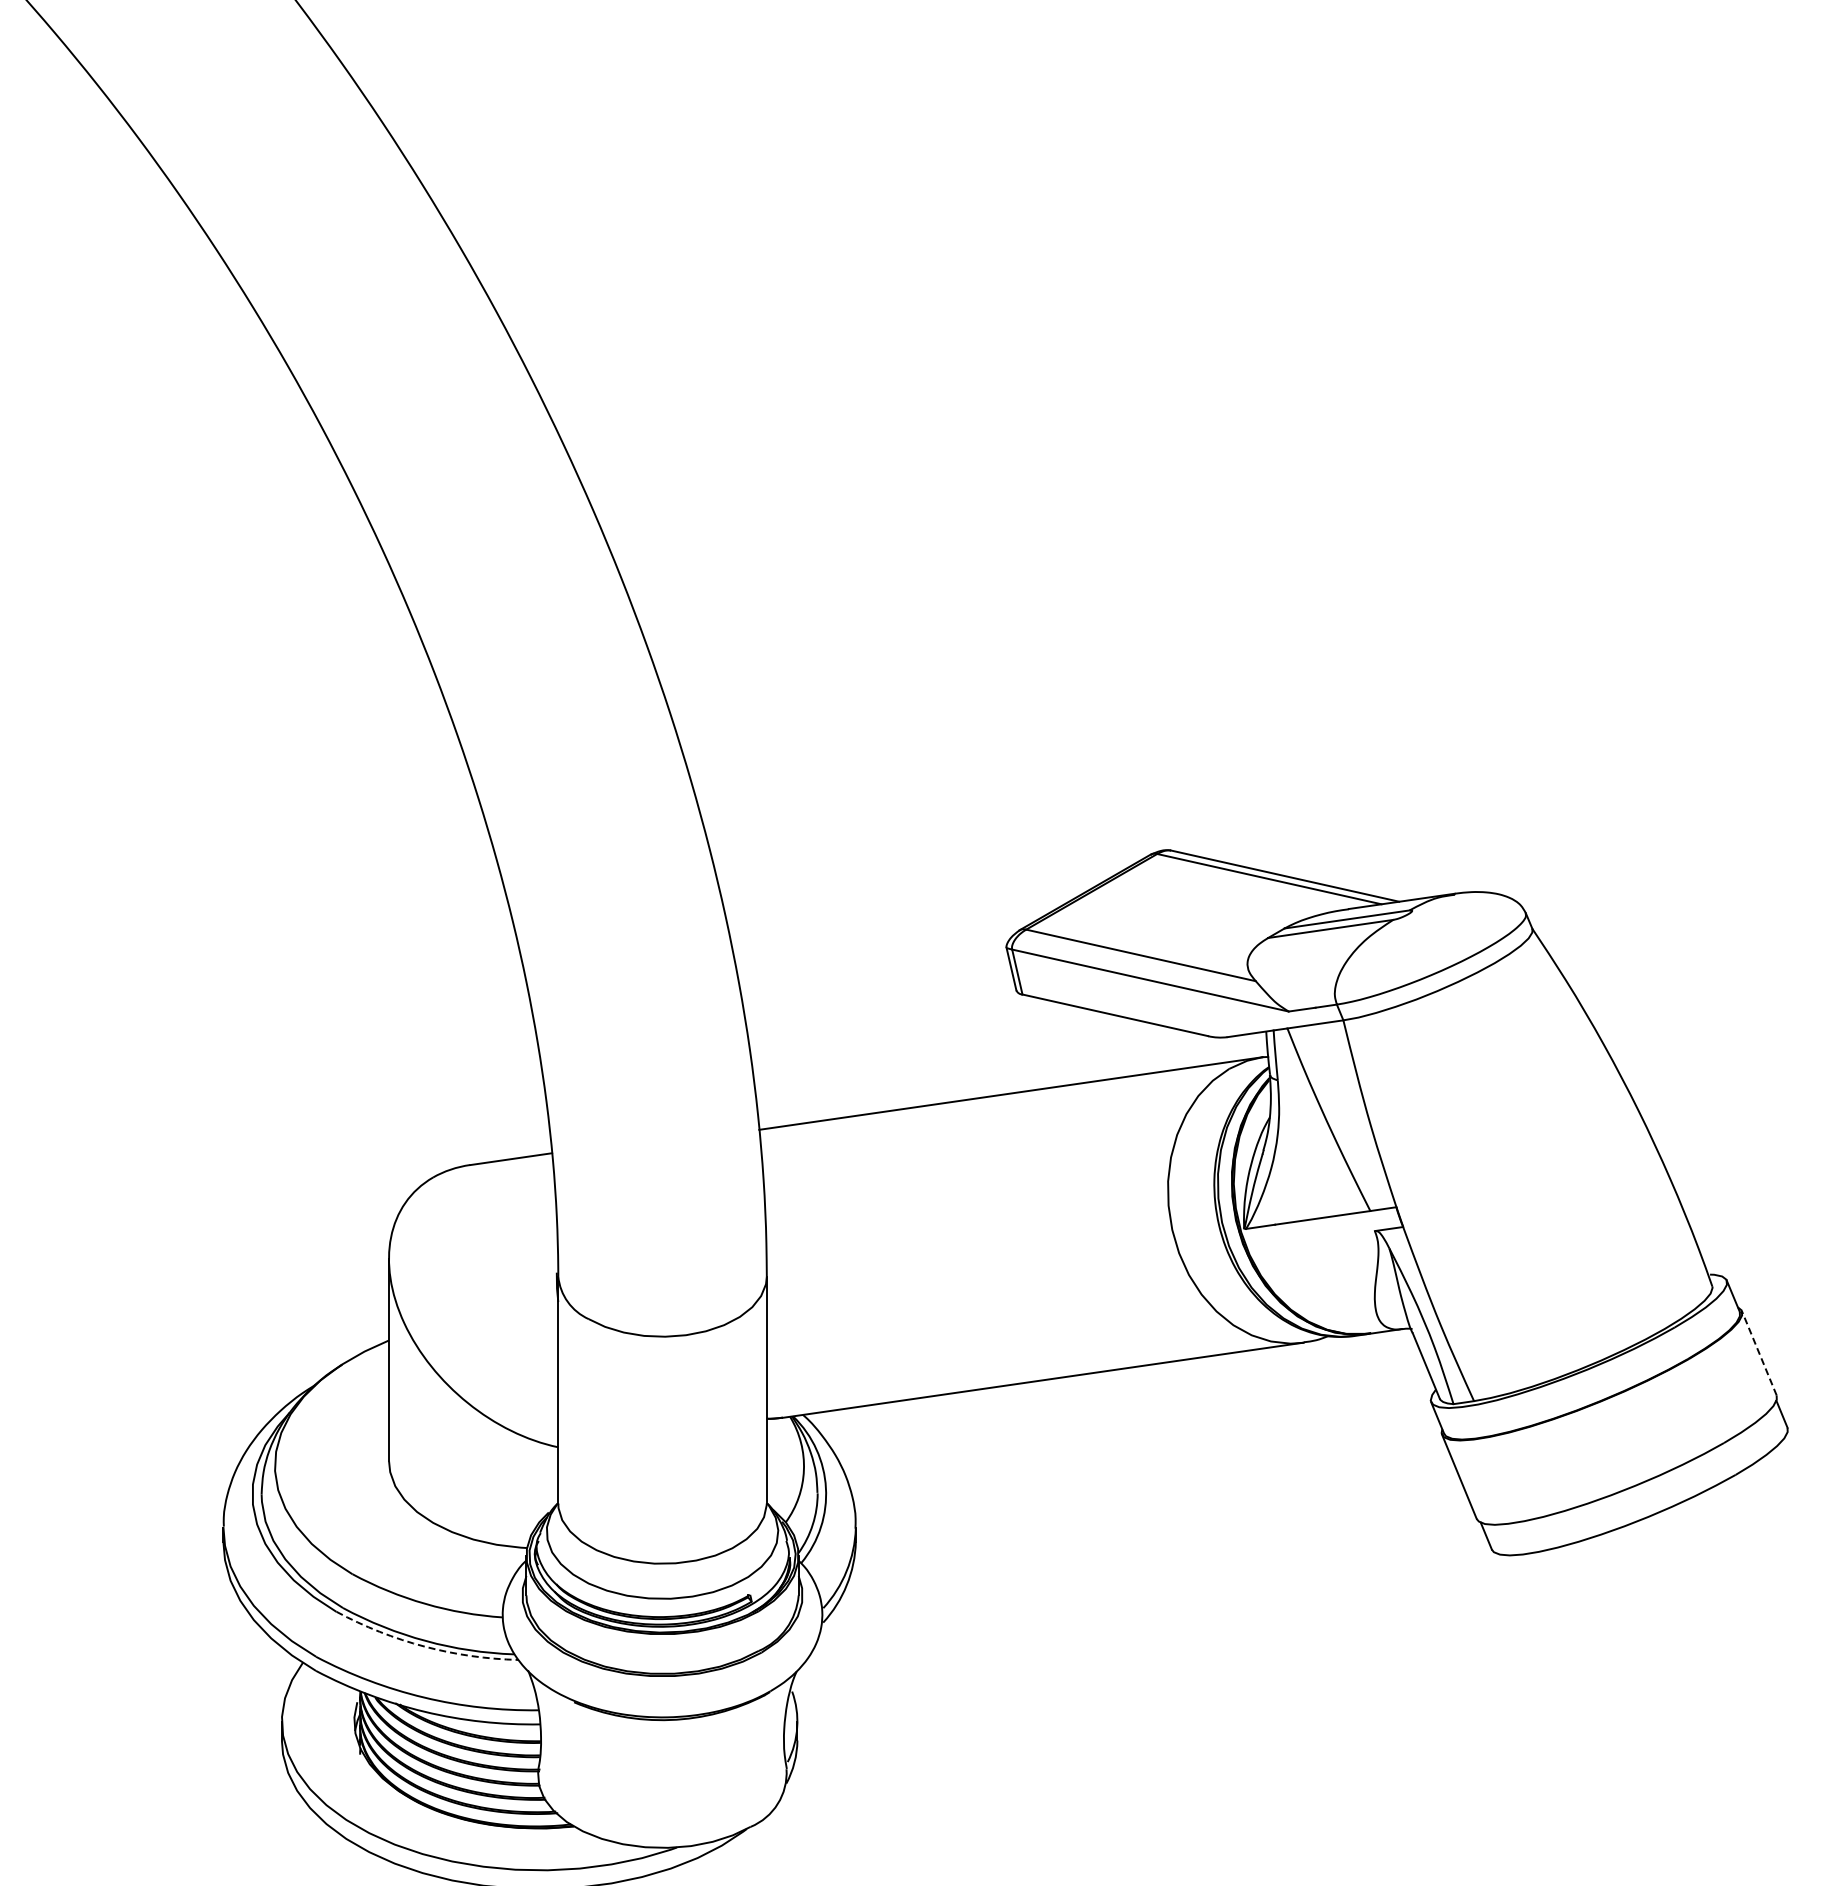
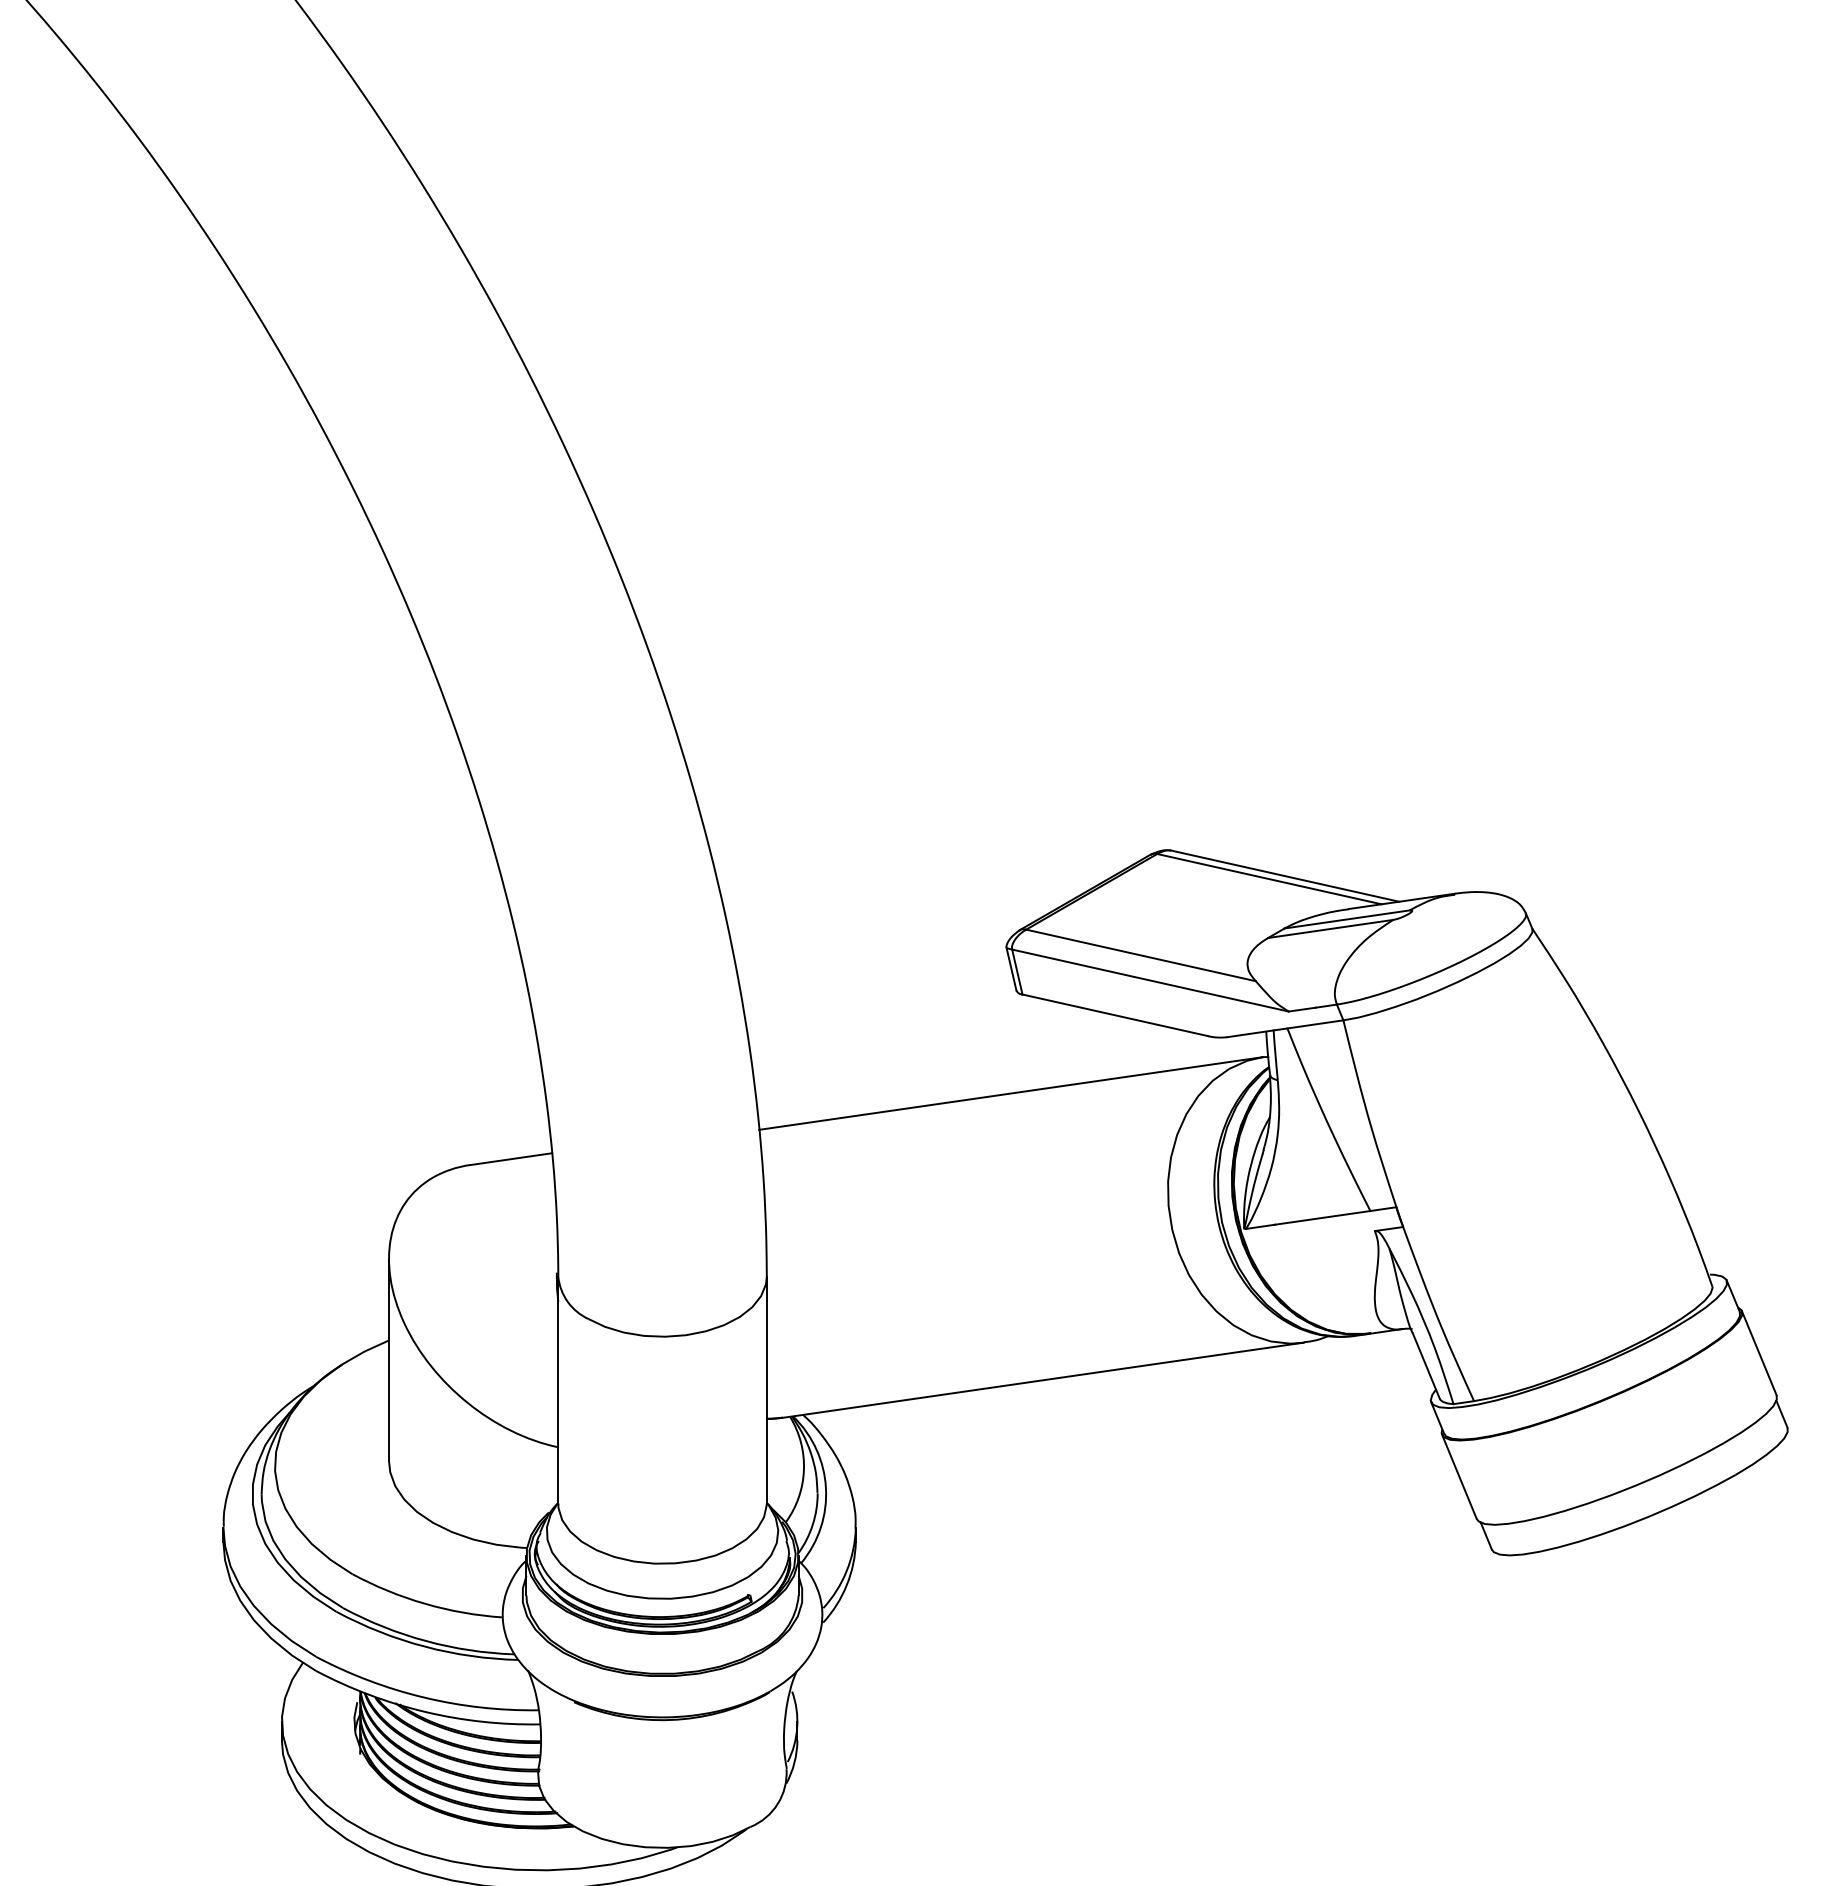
line: dashed -> solid (1759, 1353)
arc: dashed -> solid (424, 1646)
